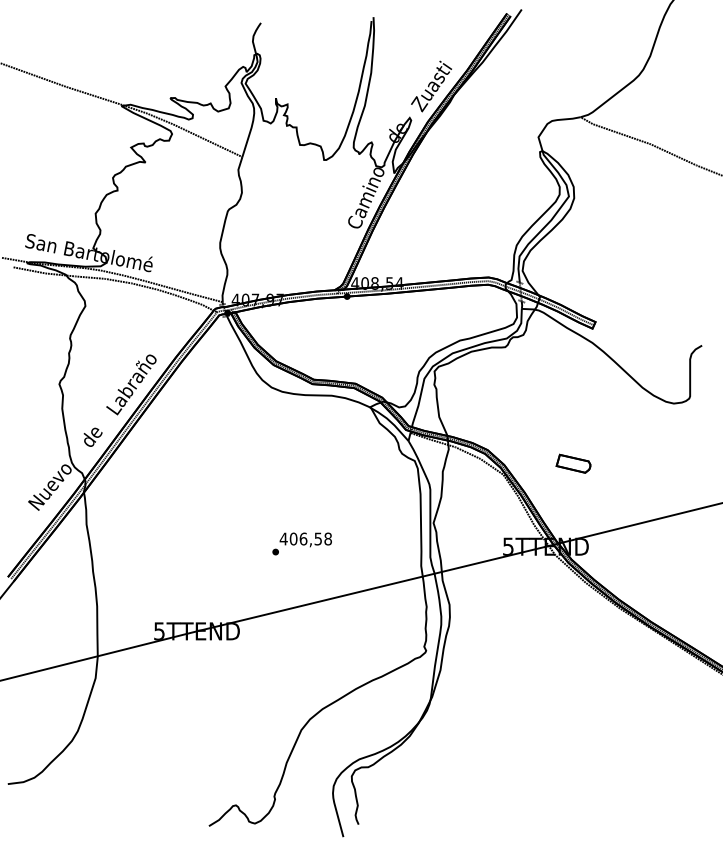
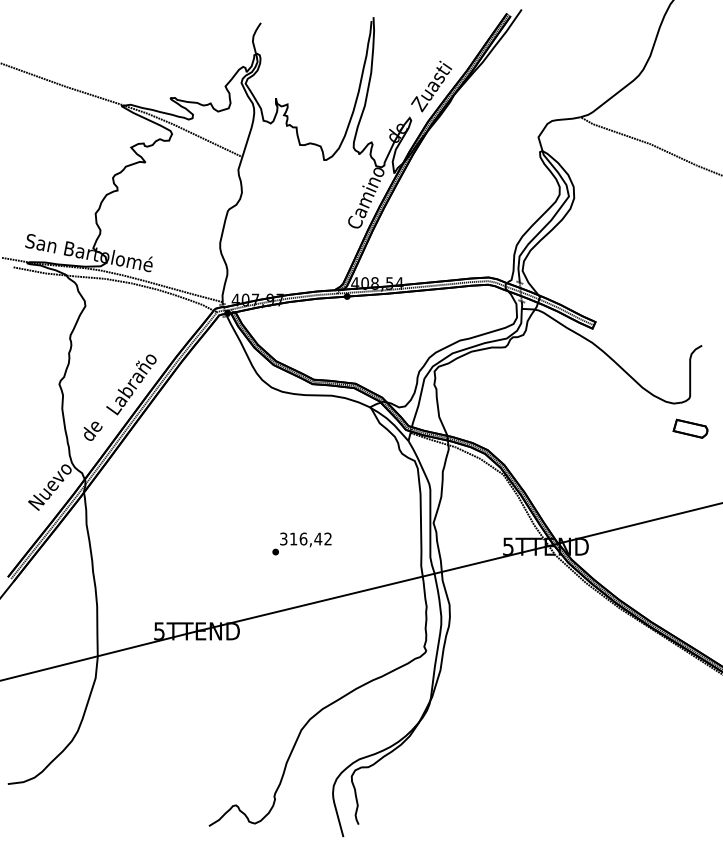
text position: (92, 436) -> (92, 430) (92, 430)
part position: (573, 463) -> (690, 428) (690, 428)
text: 406,58 -> 316,42 (305, 538)
